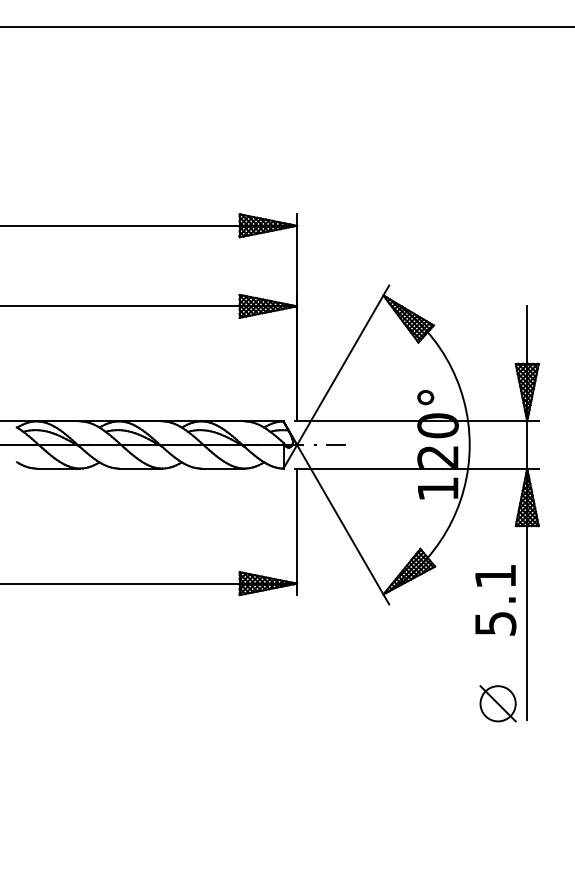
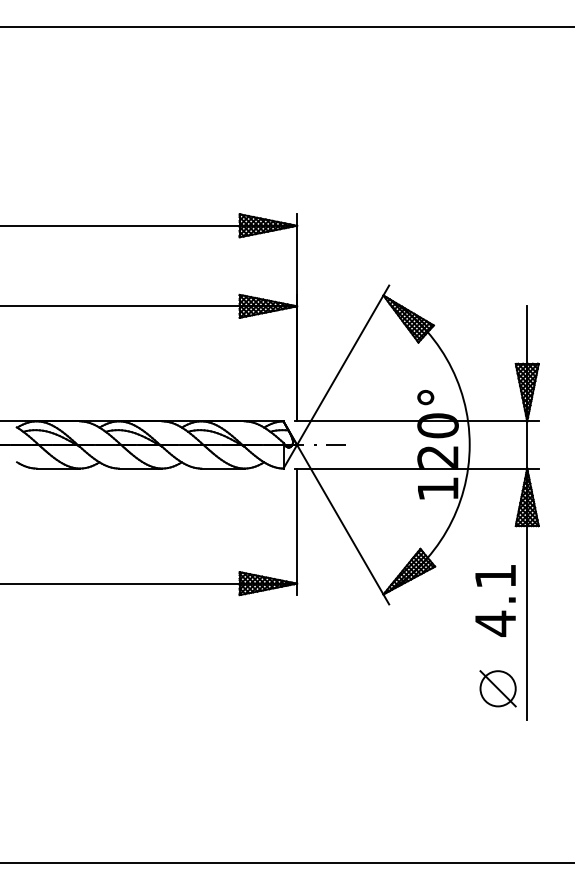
text: 5.1 -> 4.1 (495, 623)
part position: (497, 703) -> (497, 688) (497, 688)
line: none -> present (286, 863)
